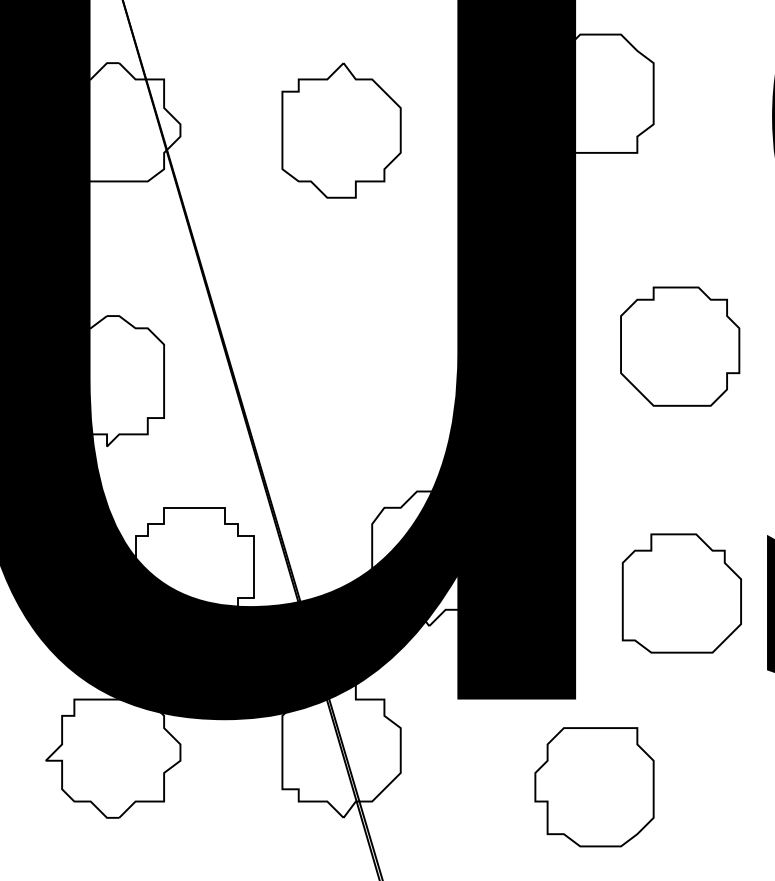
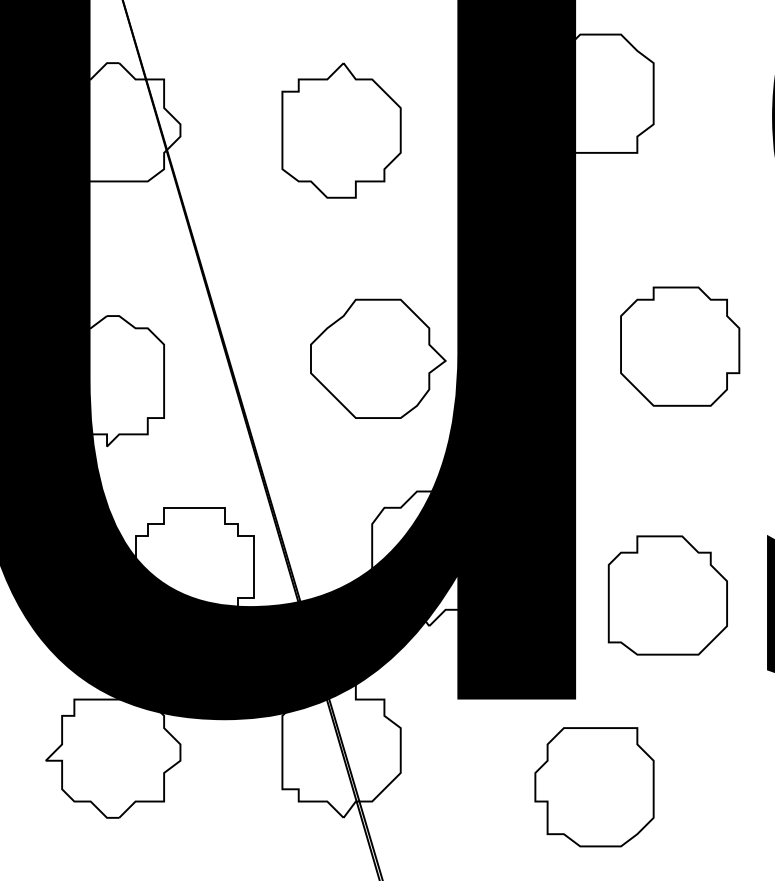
part: none -> present (378, 358)
part position: (681, 593) -> (667, 595) (667, 595)
